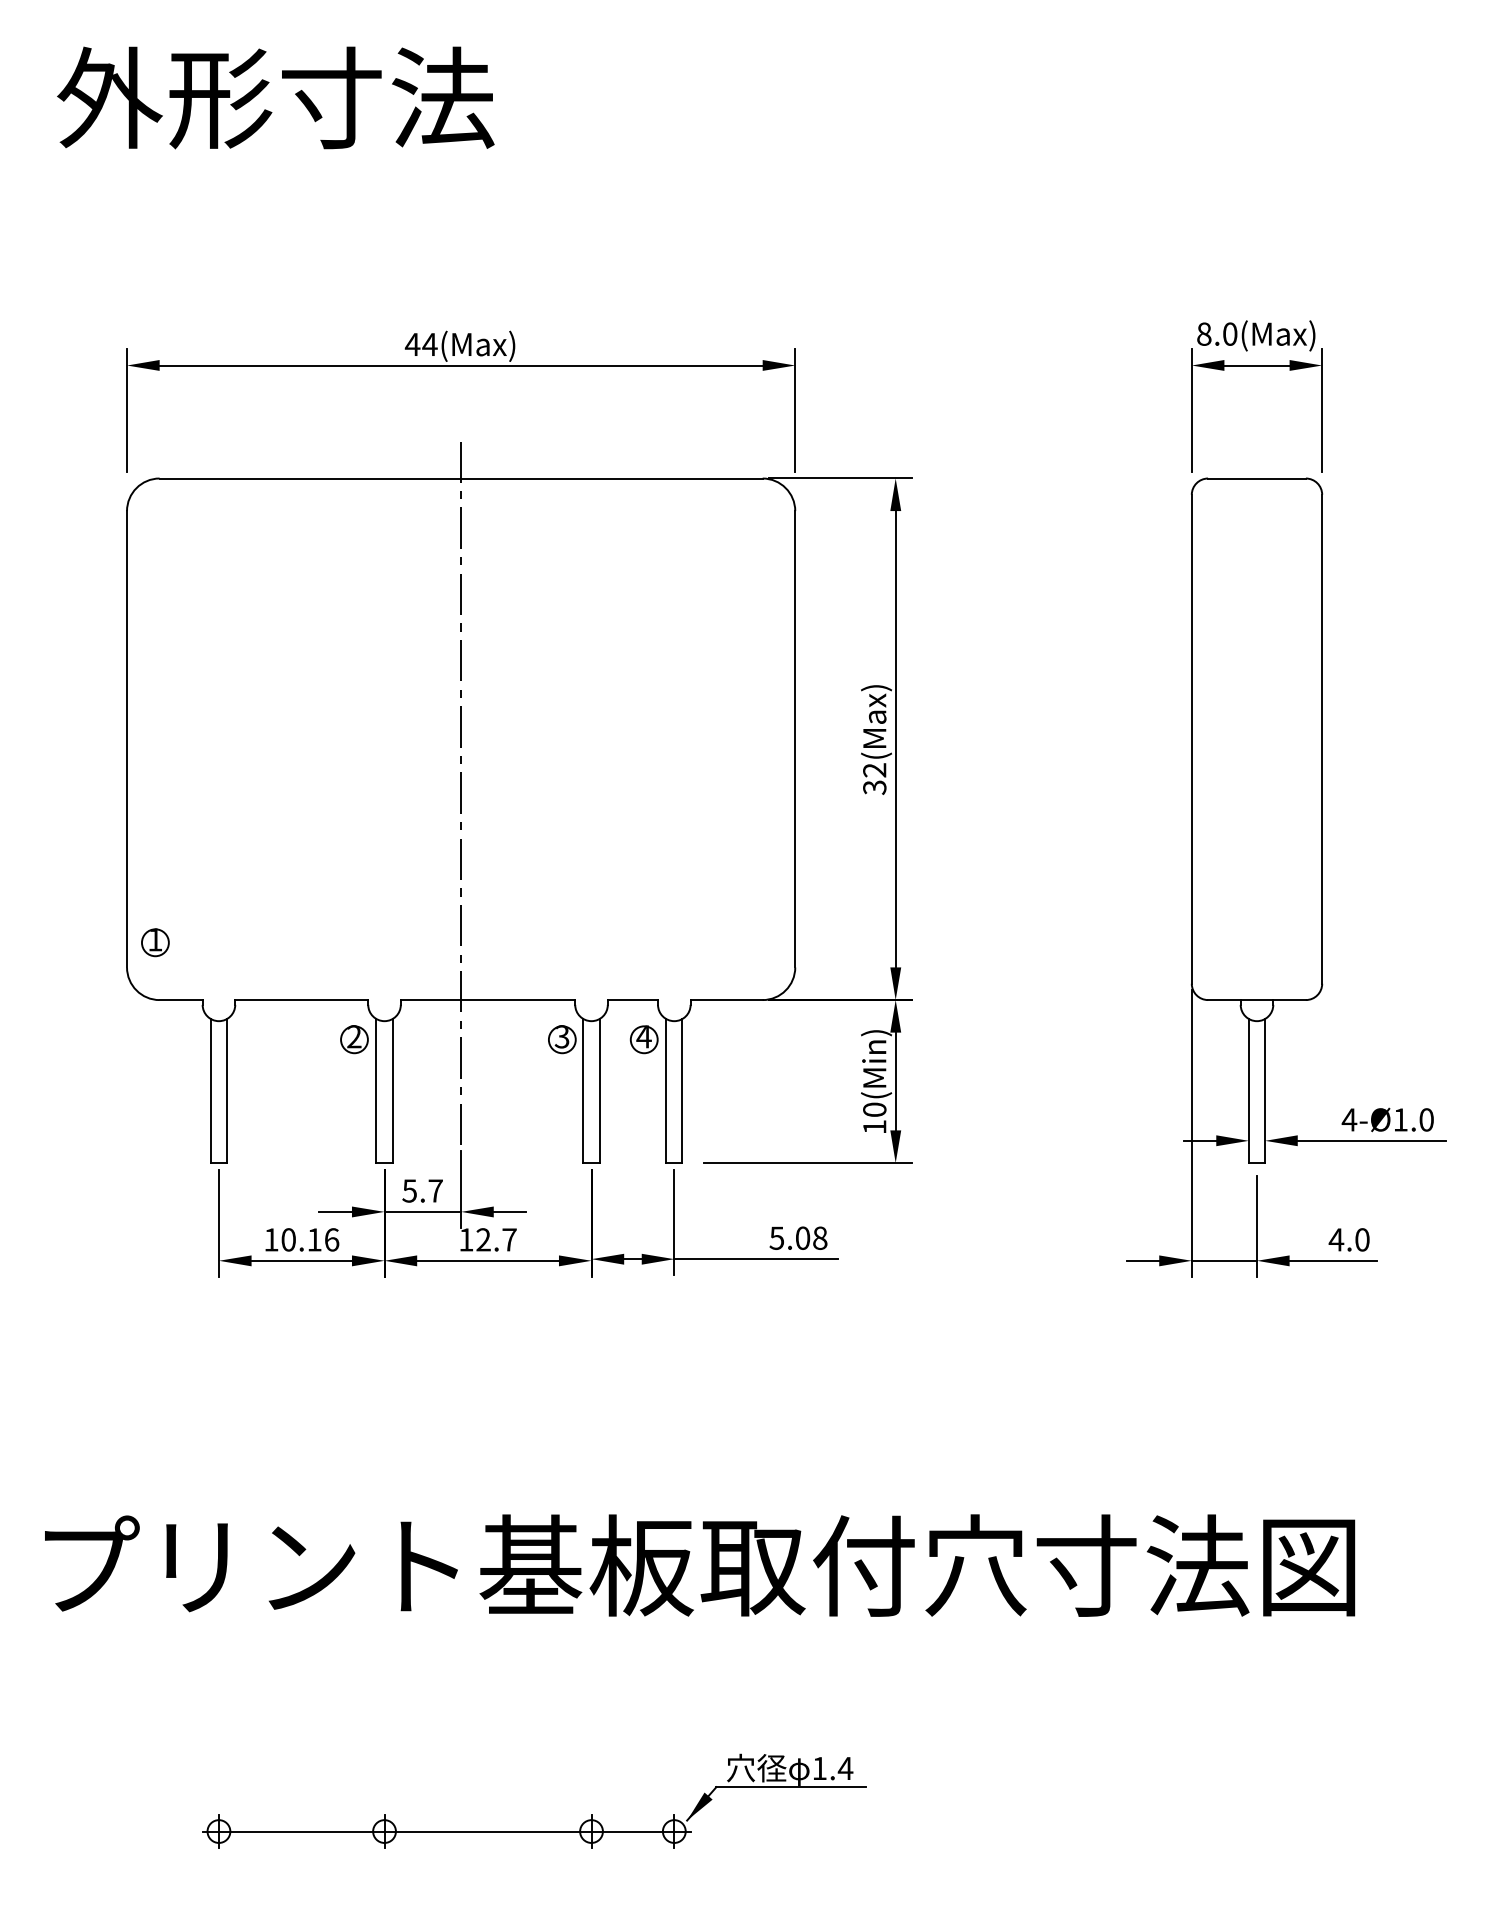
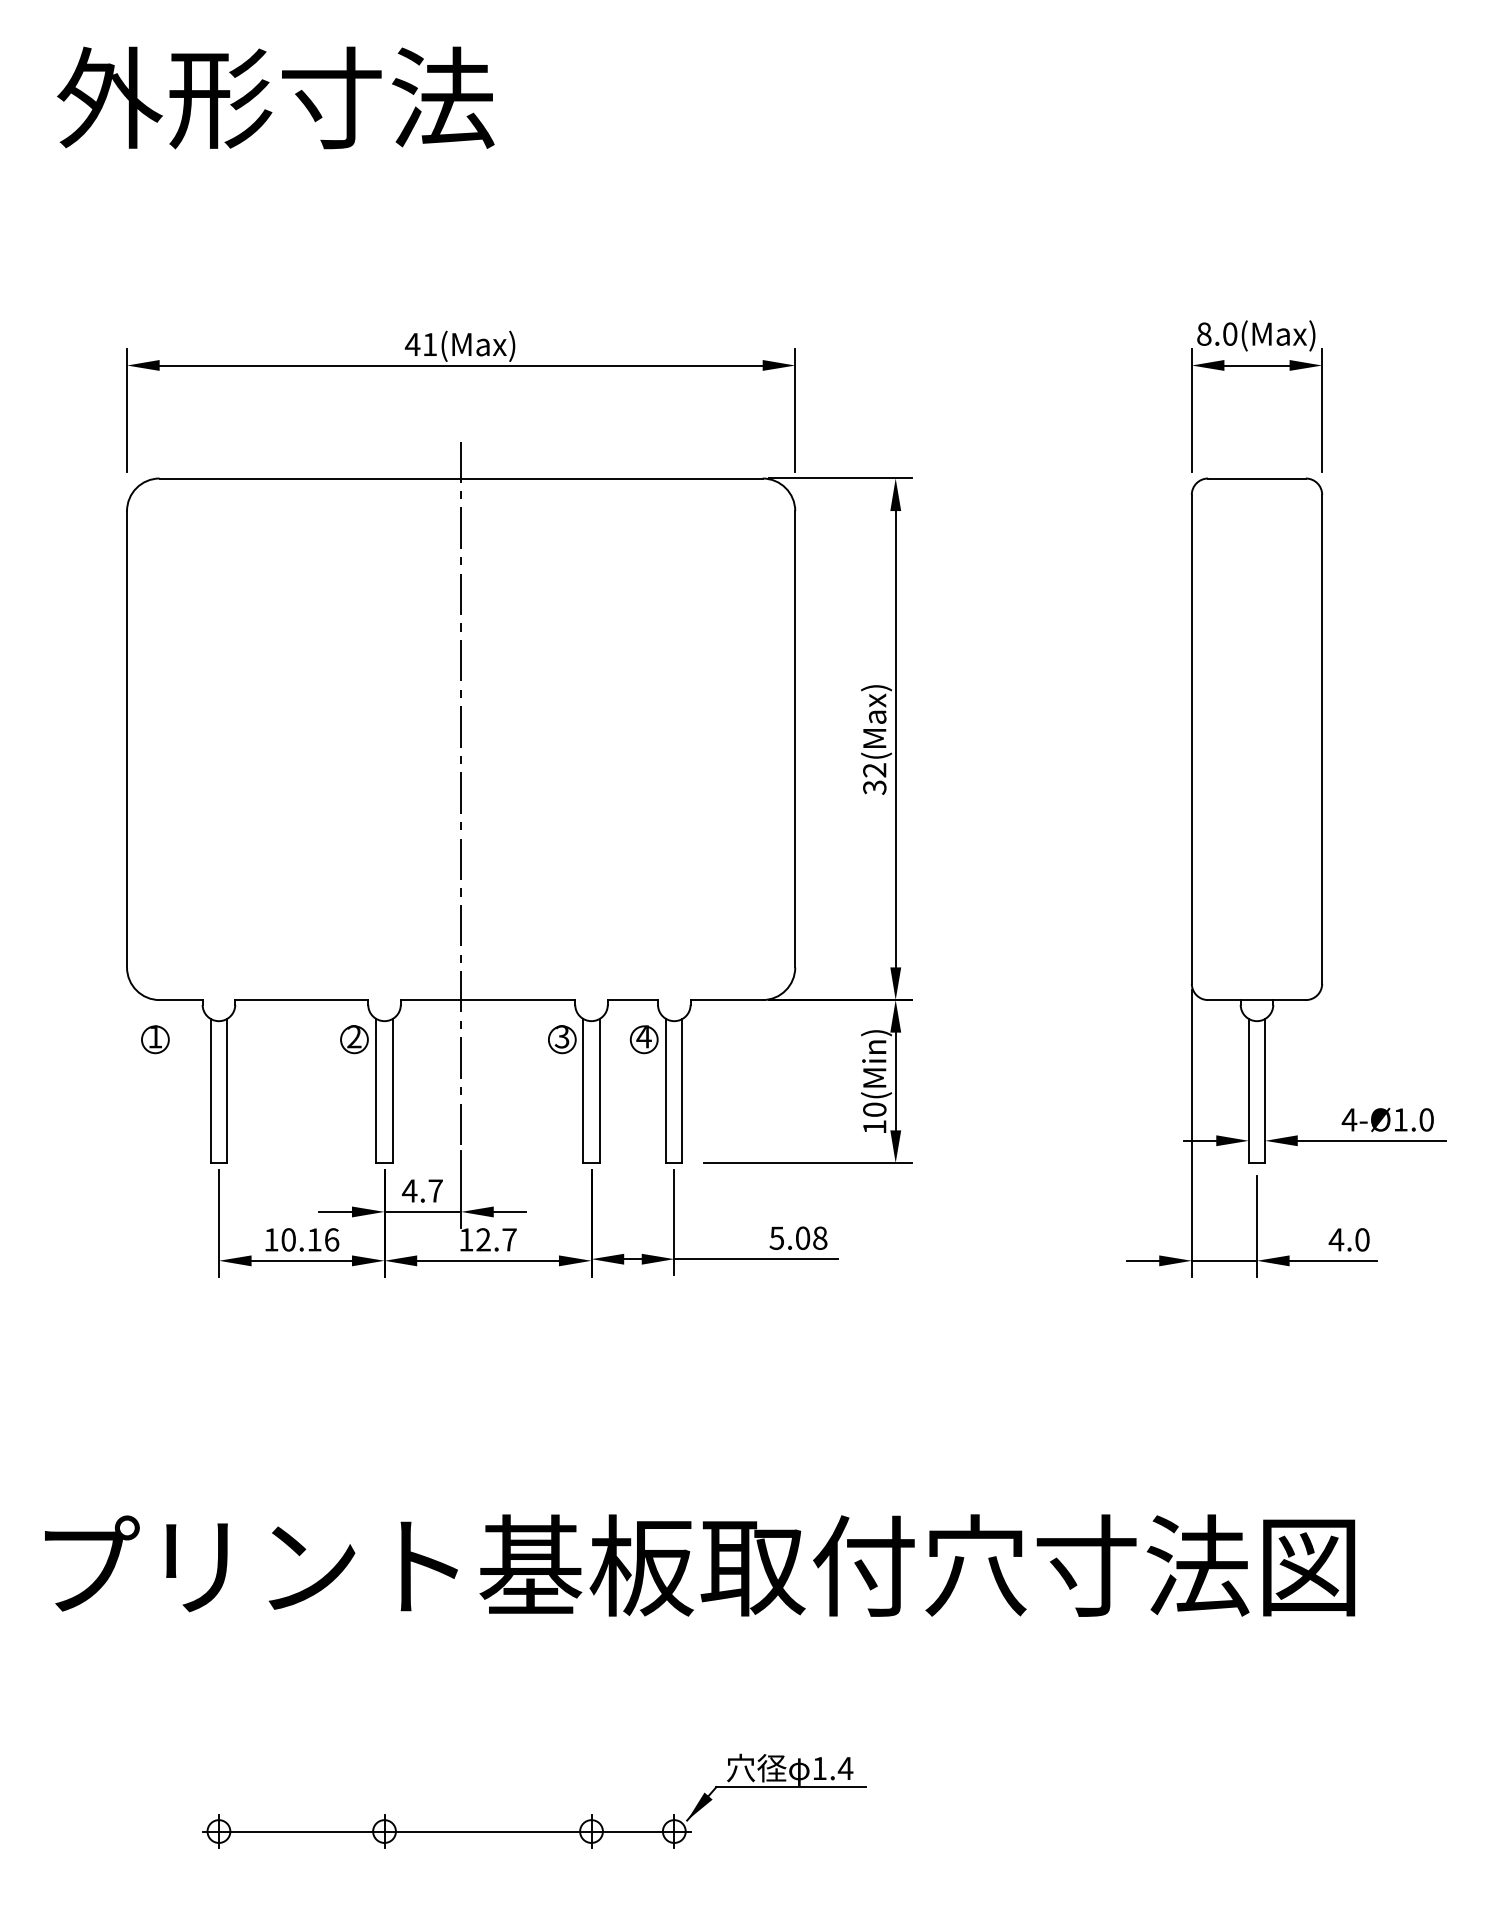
text: 44(Max) -> 41(Max) (429, 344)
part position: (155, 942) -> (155, 1039) (155, 1039)
text: 5.7 -> 4.7 (409, 1190)
